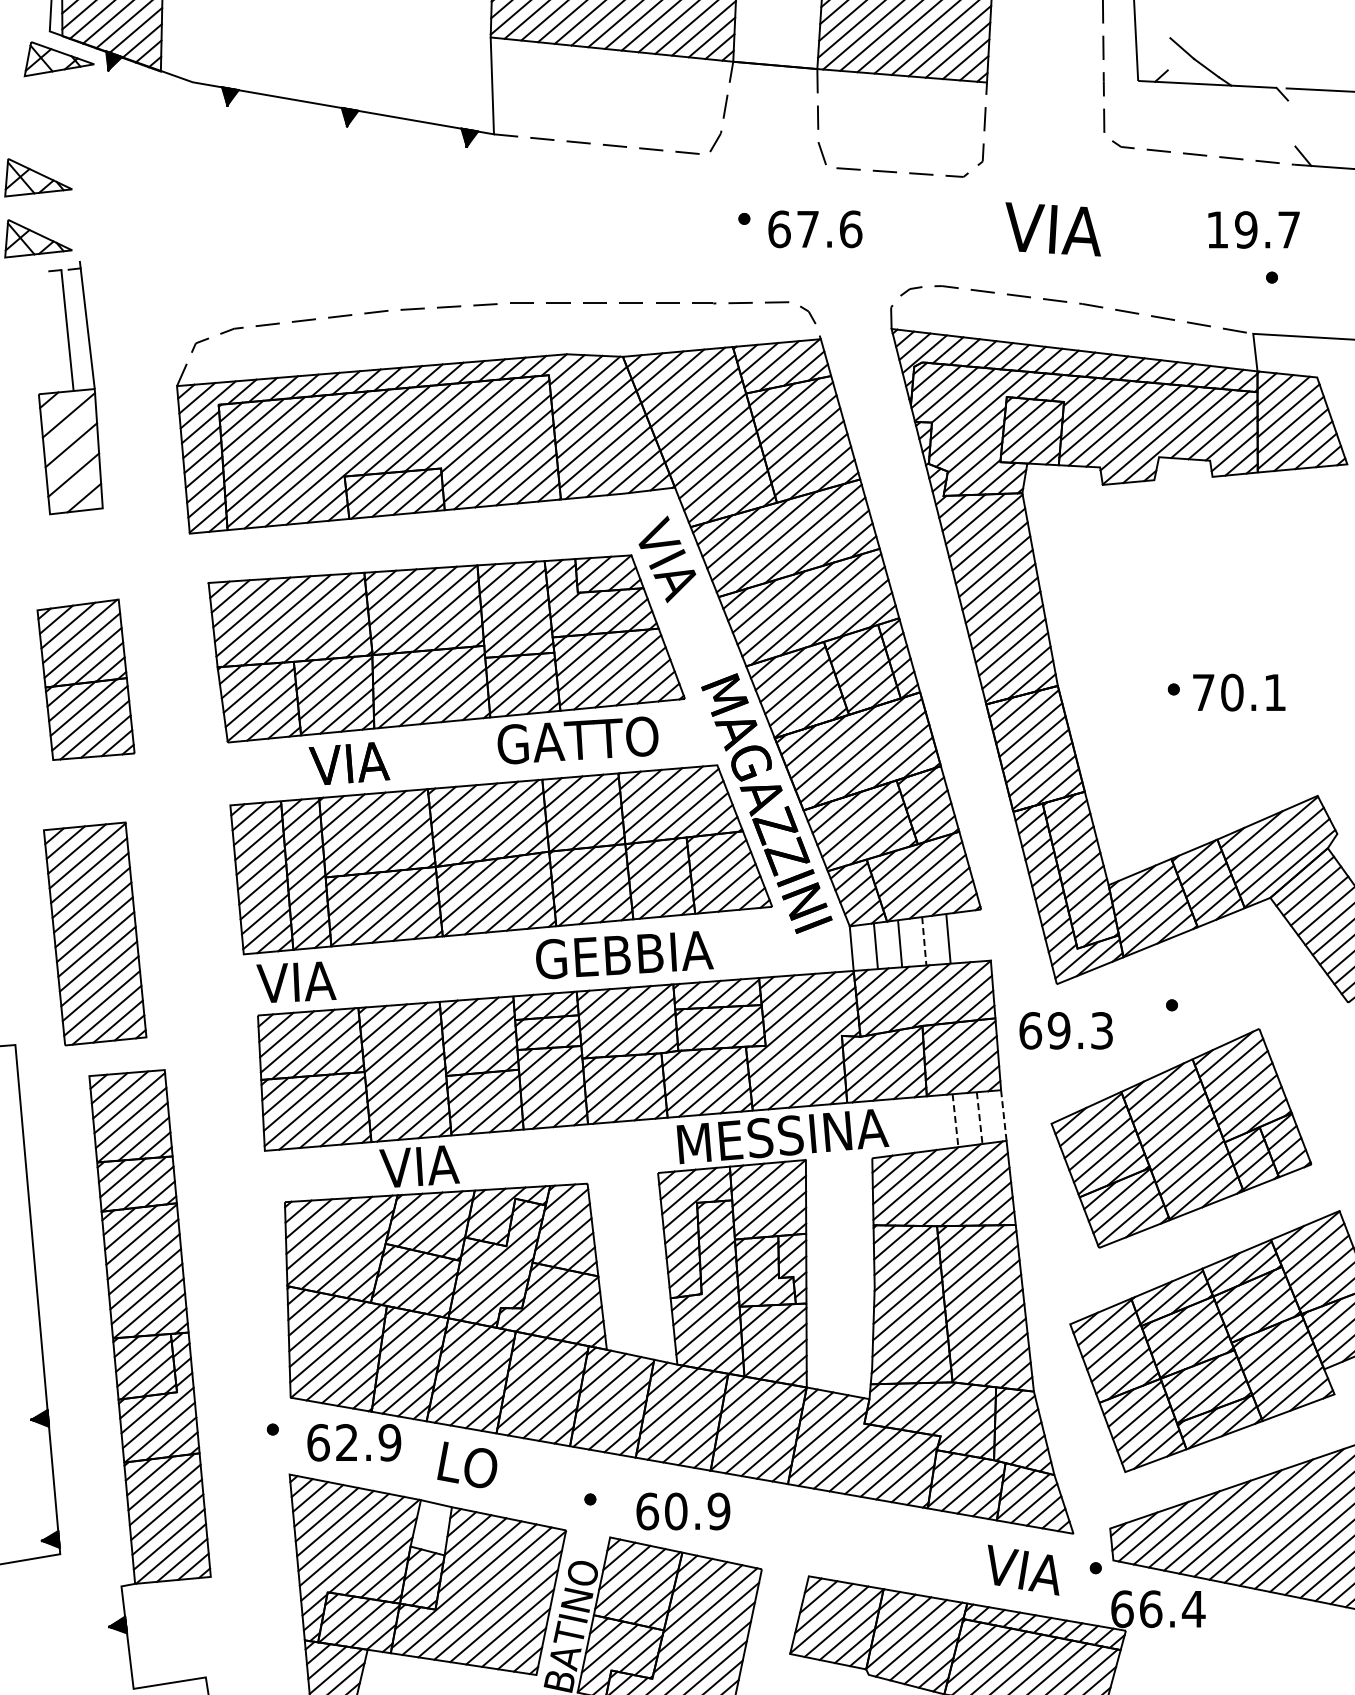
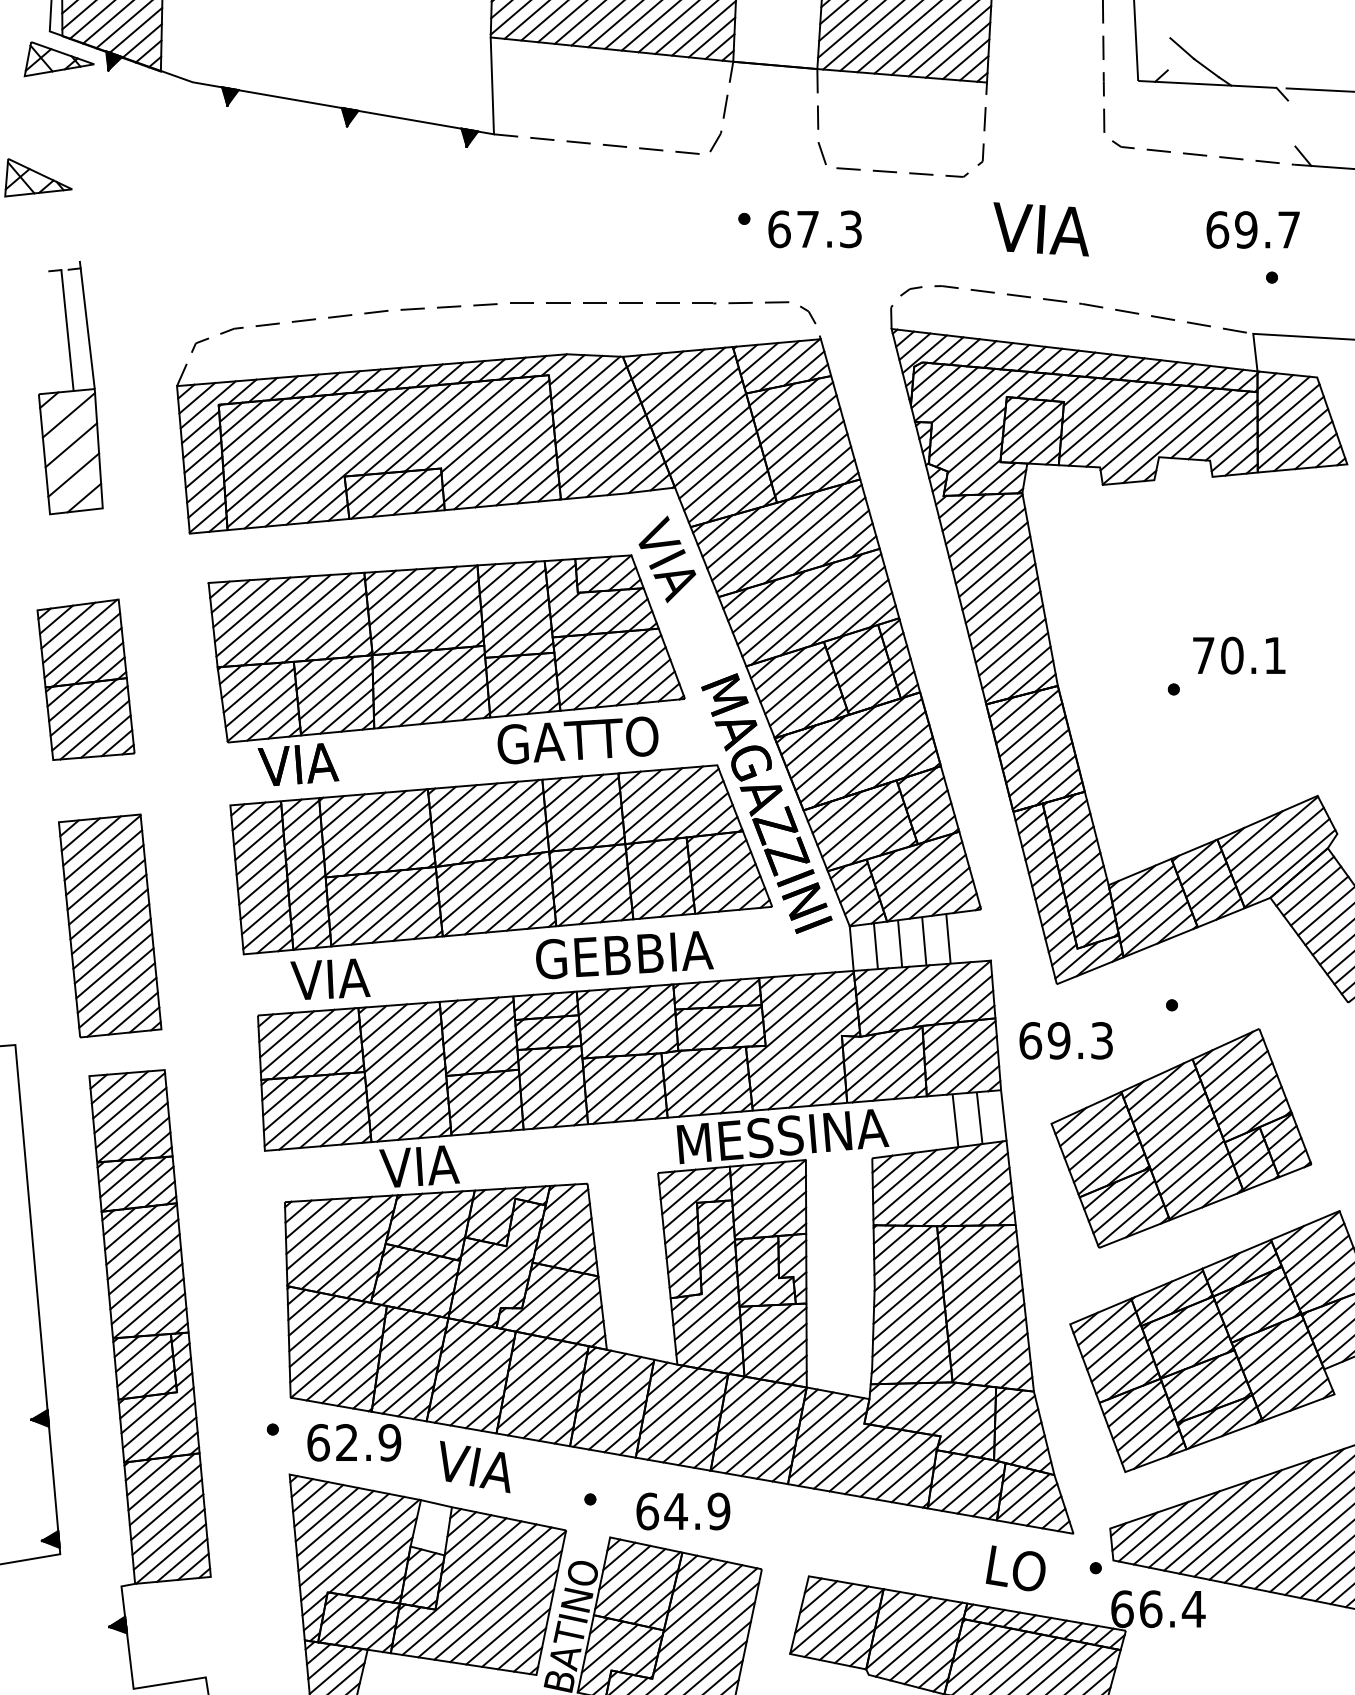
text: 67.6 -> 67.3 (851, 229)
text position: (1052, 229) -> (1040, 229) (1040, 229)
text: 19.7 -> 69.7 (1217, 229)
part: present -> none (38, 238)
text position: (1239, 692) -> (1239, 655) (1239, 655)
text position: (349, 763) -> (298, 764) (298, 764)
part position: (95, 933) -> (110, 925) (110, 925)
line: dashed -> solid (924, 941)
text position: (296, 981) -> (330, 978) (330, 978)
text position: (1065, 1030) -> (1065, 1040) (1065, 1040)
line: dashed -> solid (1003, 1116)
line: dashed -> solid (979, 1118)
line: dashed -> solid (955, 1120)
text: LO -> VIA (473, 1466)
text: 60.9 -> 64.9 (675, 1511)
text: VIA -> LO (1022, 1569)
